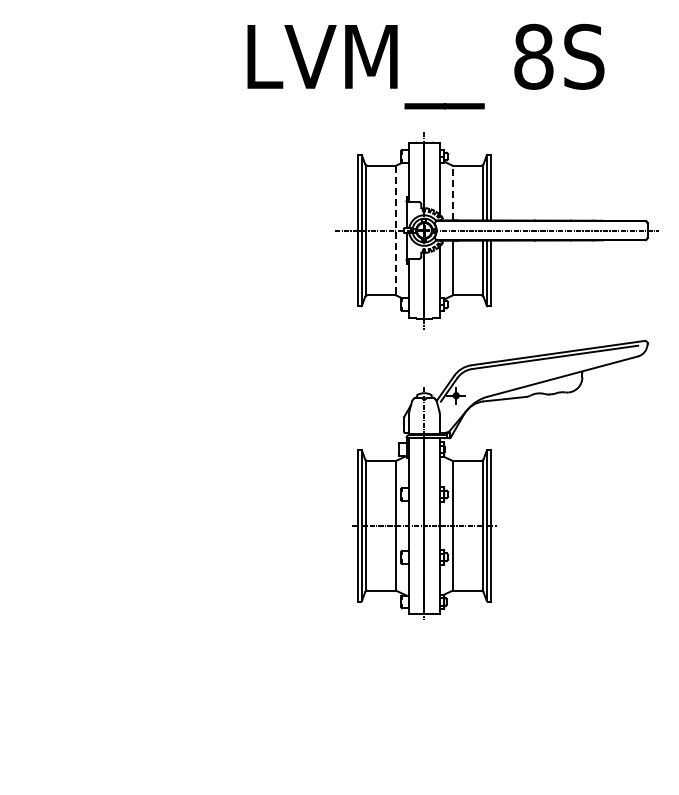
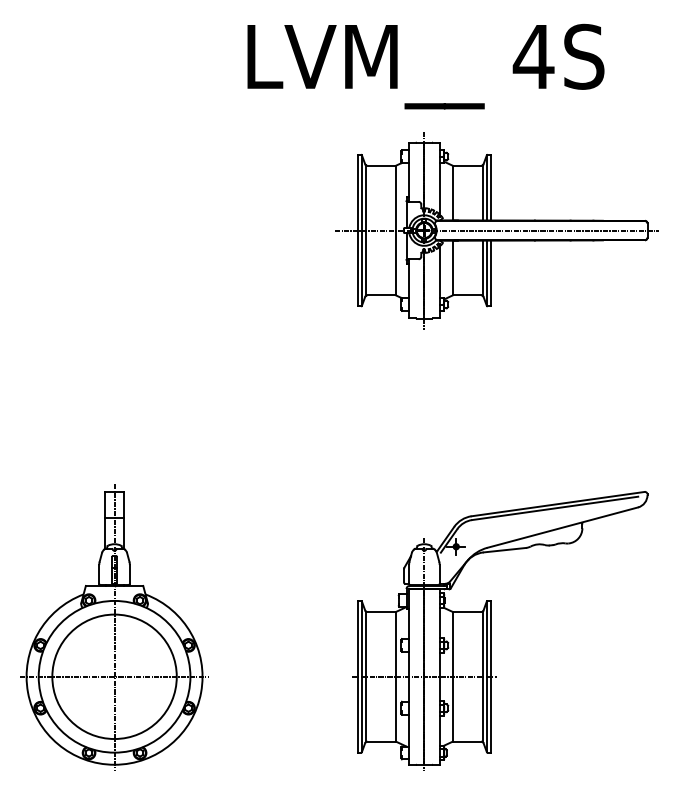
text: 8S -> 4S (533, 56)
line: dashed -> solid (452, 192)
line: dashed -> solid (395, 230)
part position: (491, 479) -> (491, 630) (491, 630)
part: none -> present (114, 627)
